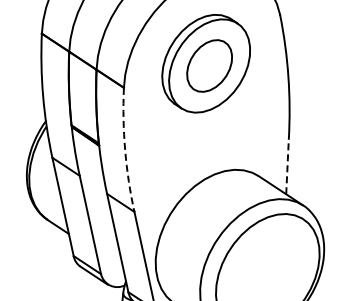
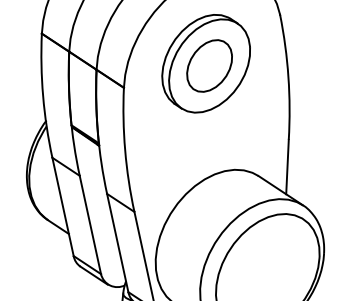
arc: dashed -> solid (125, 150)
line: dashed -> solid (287, 166)
